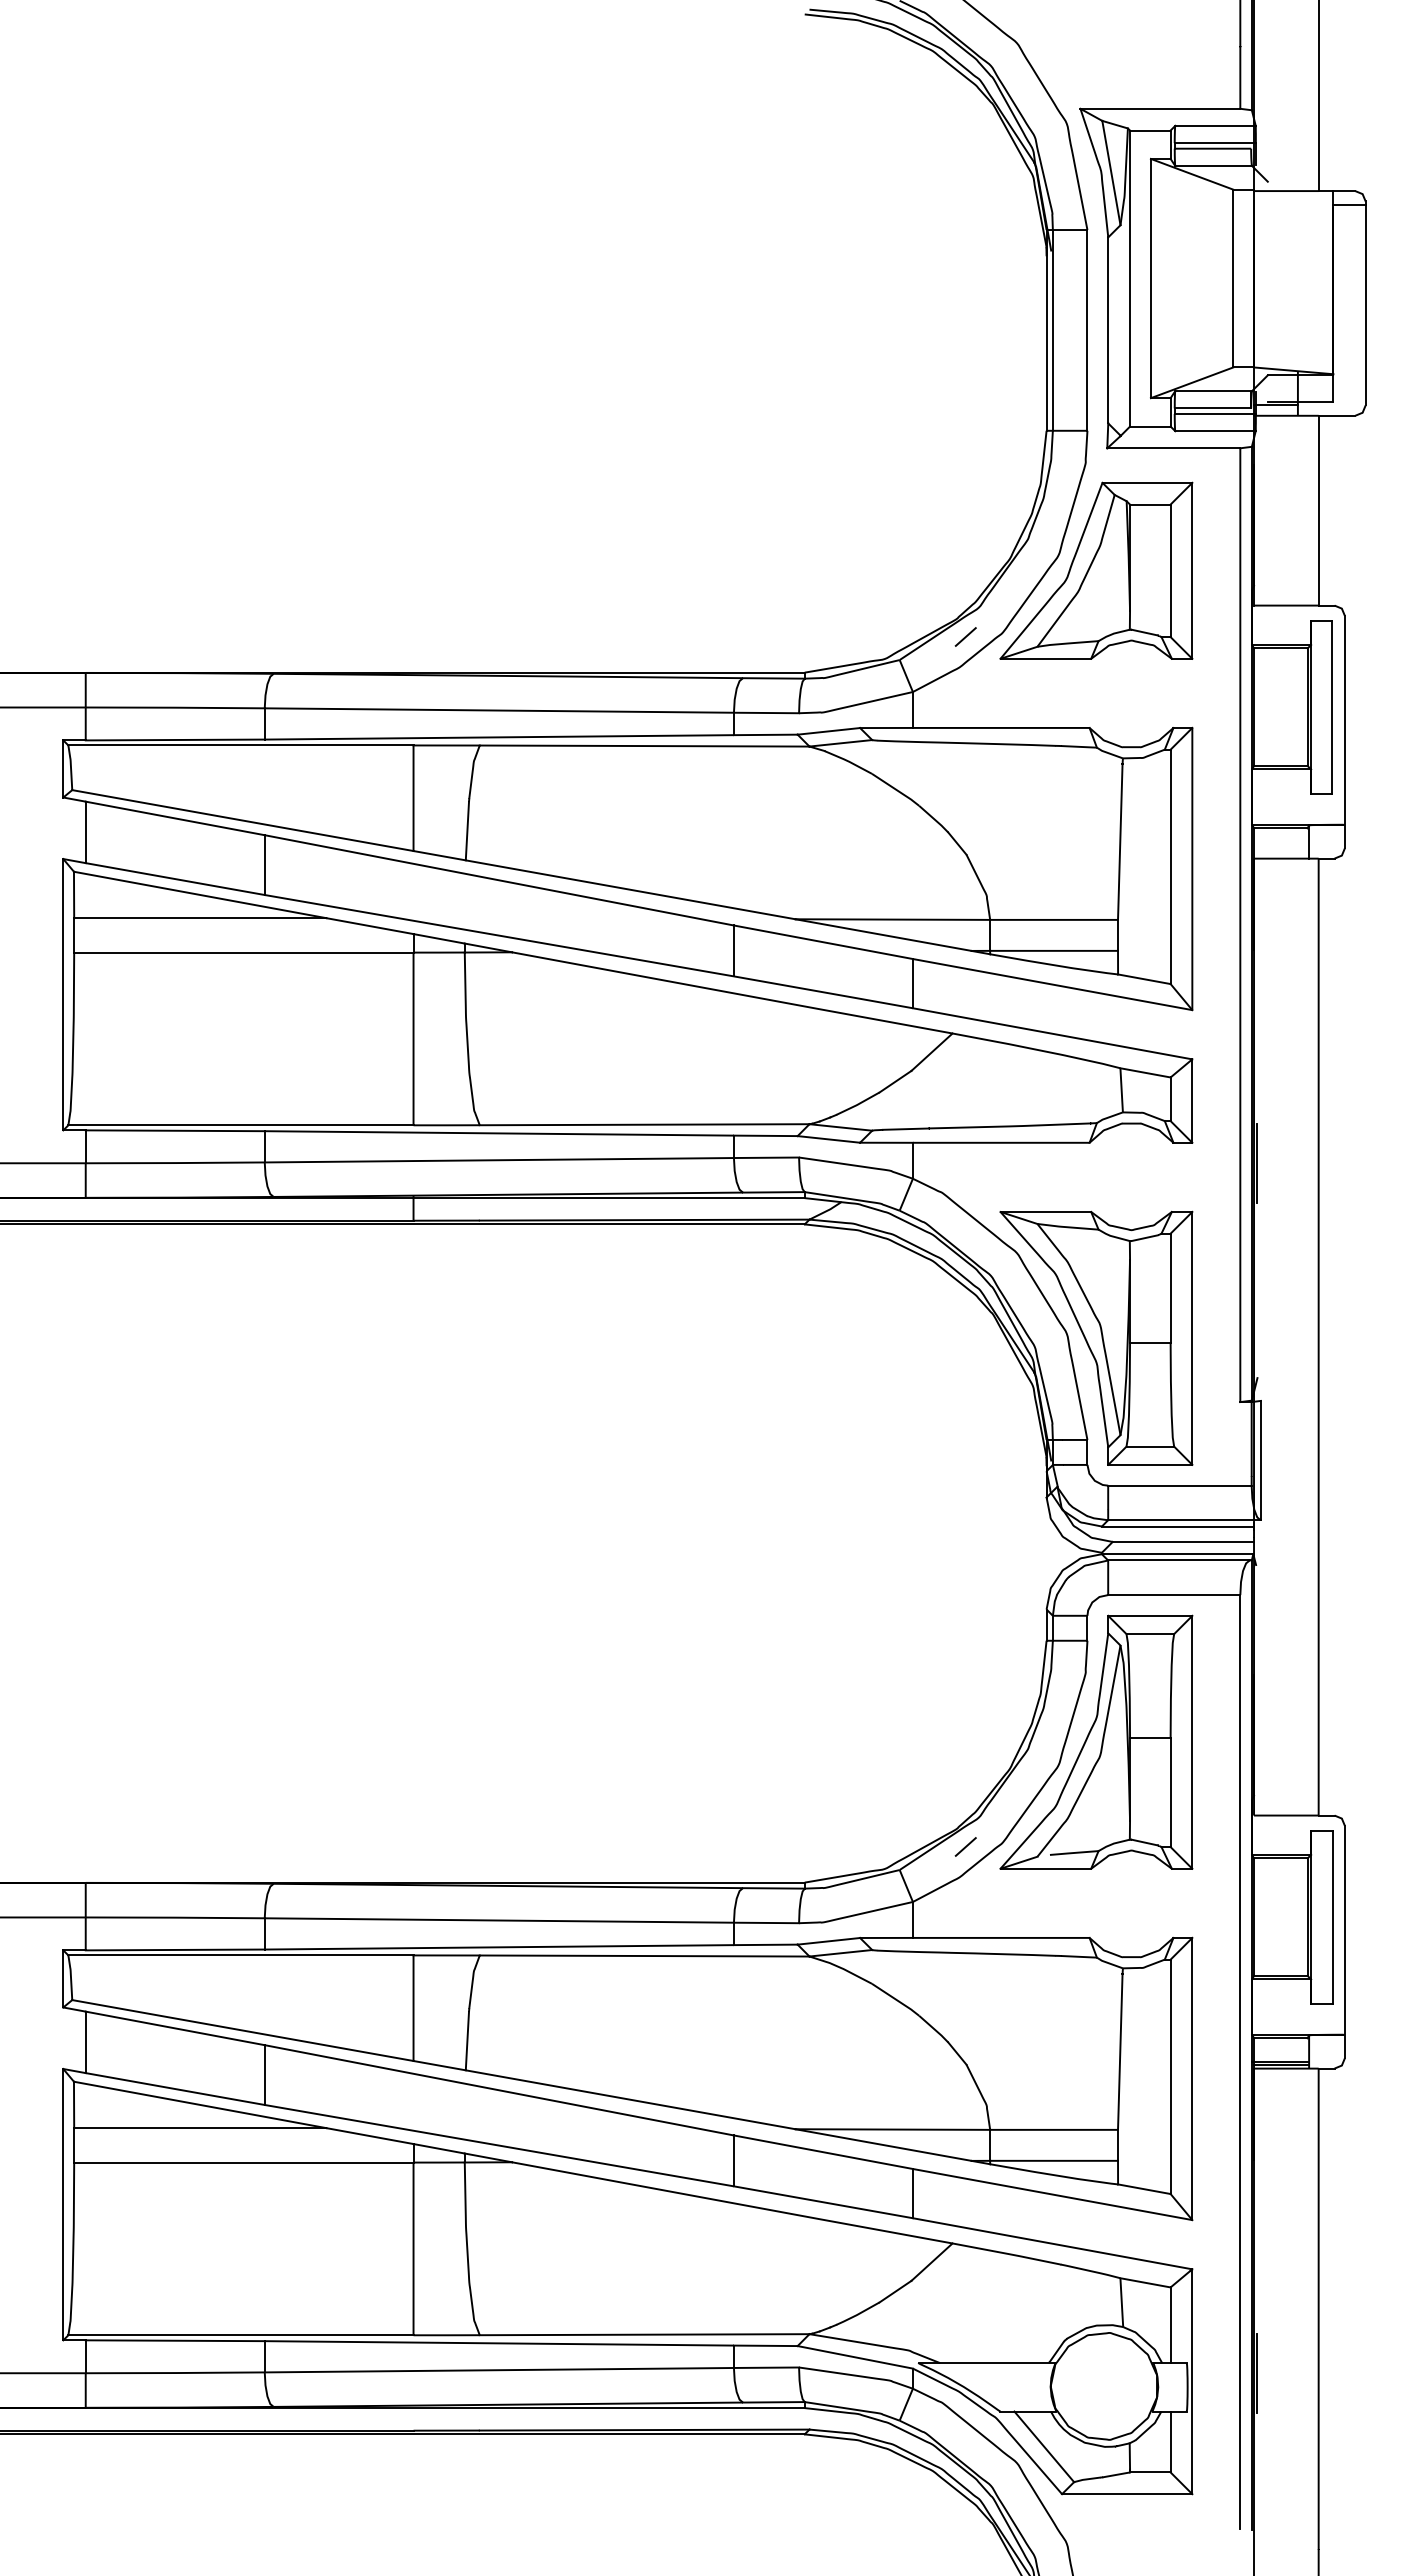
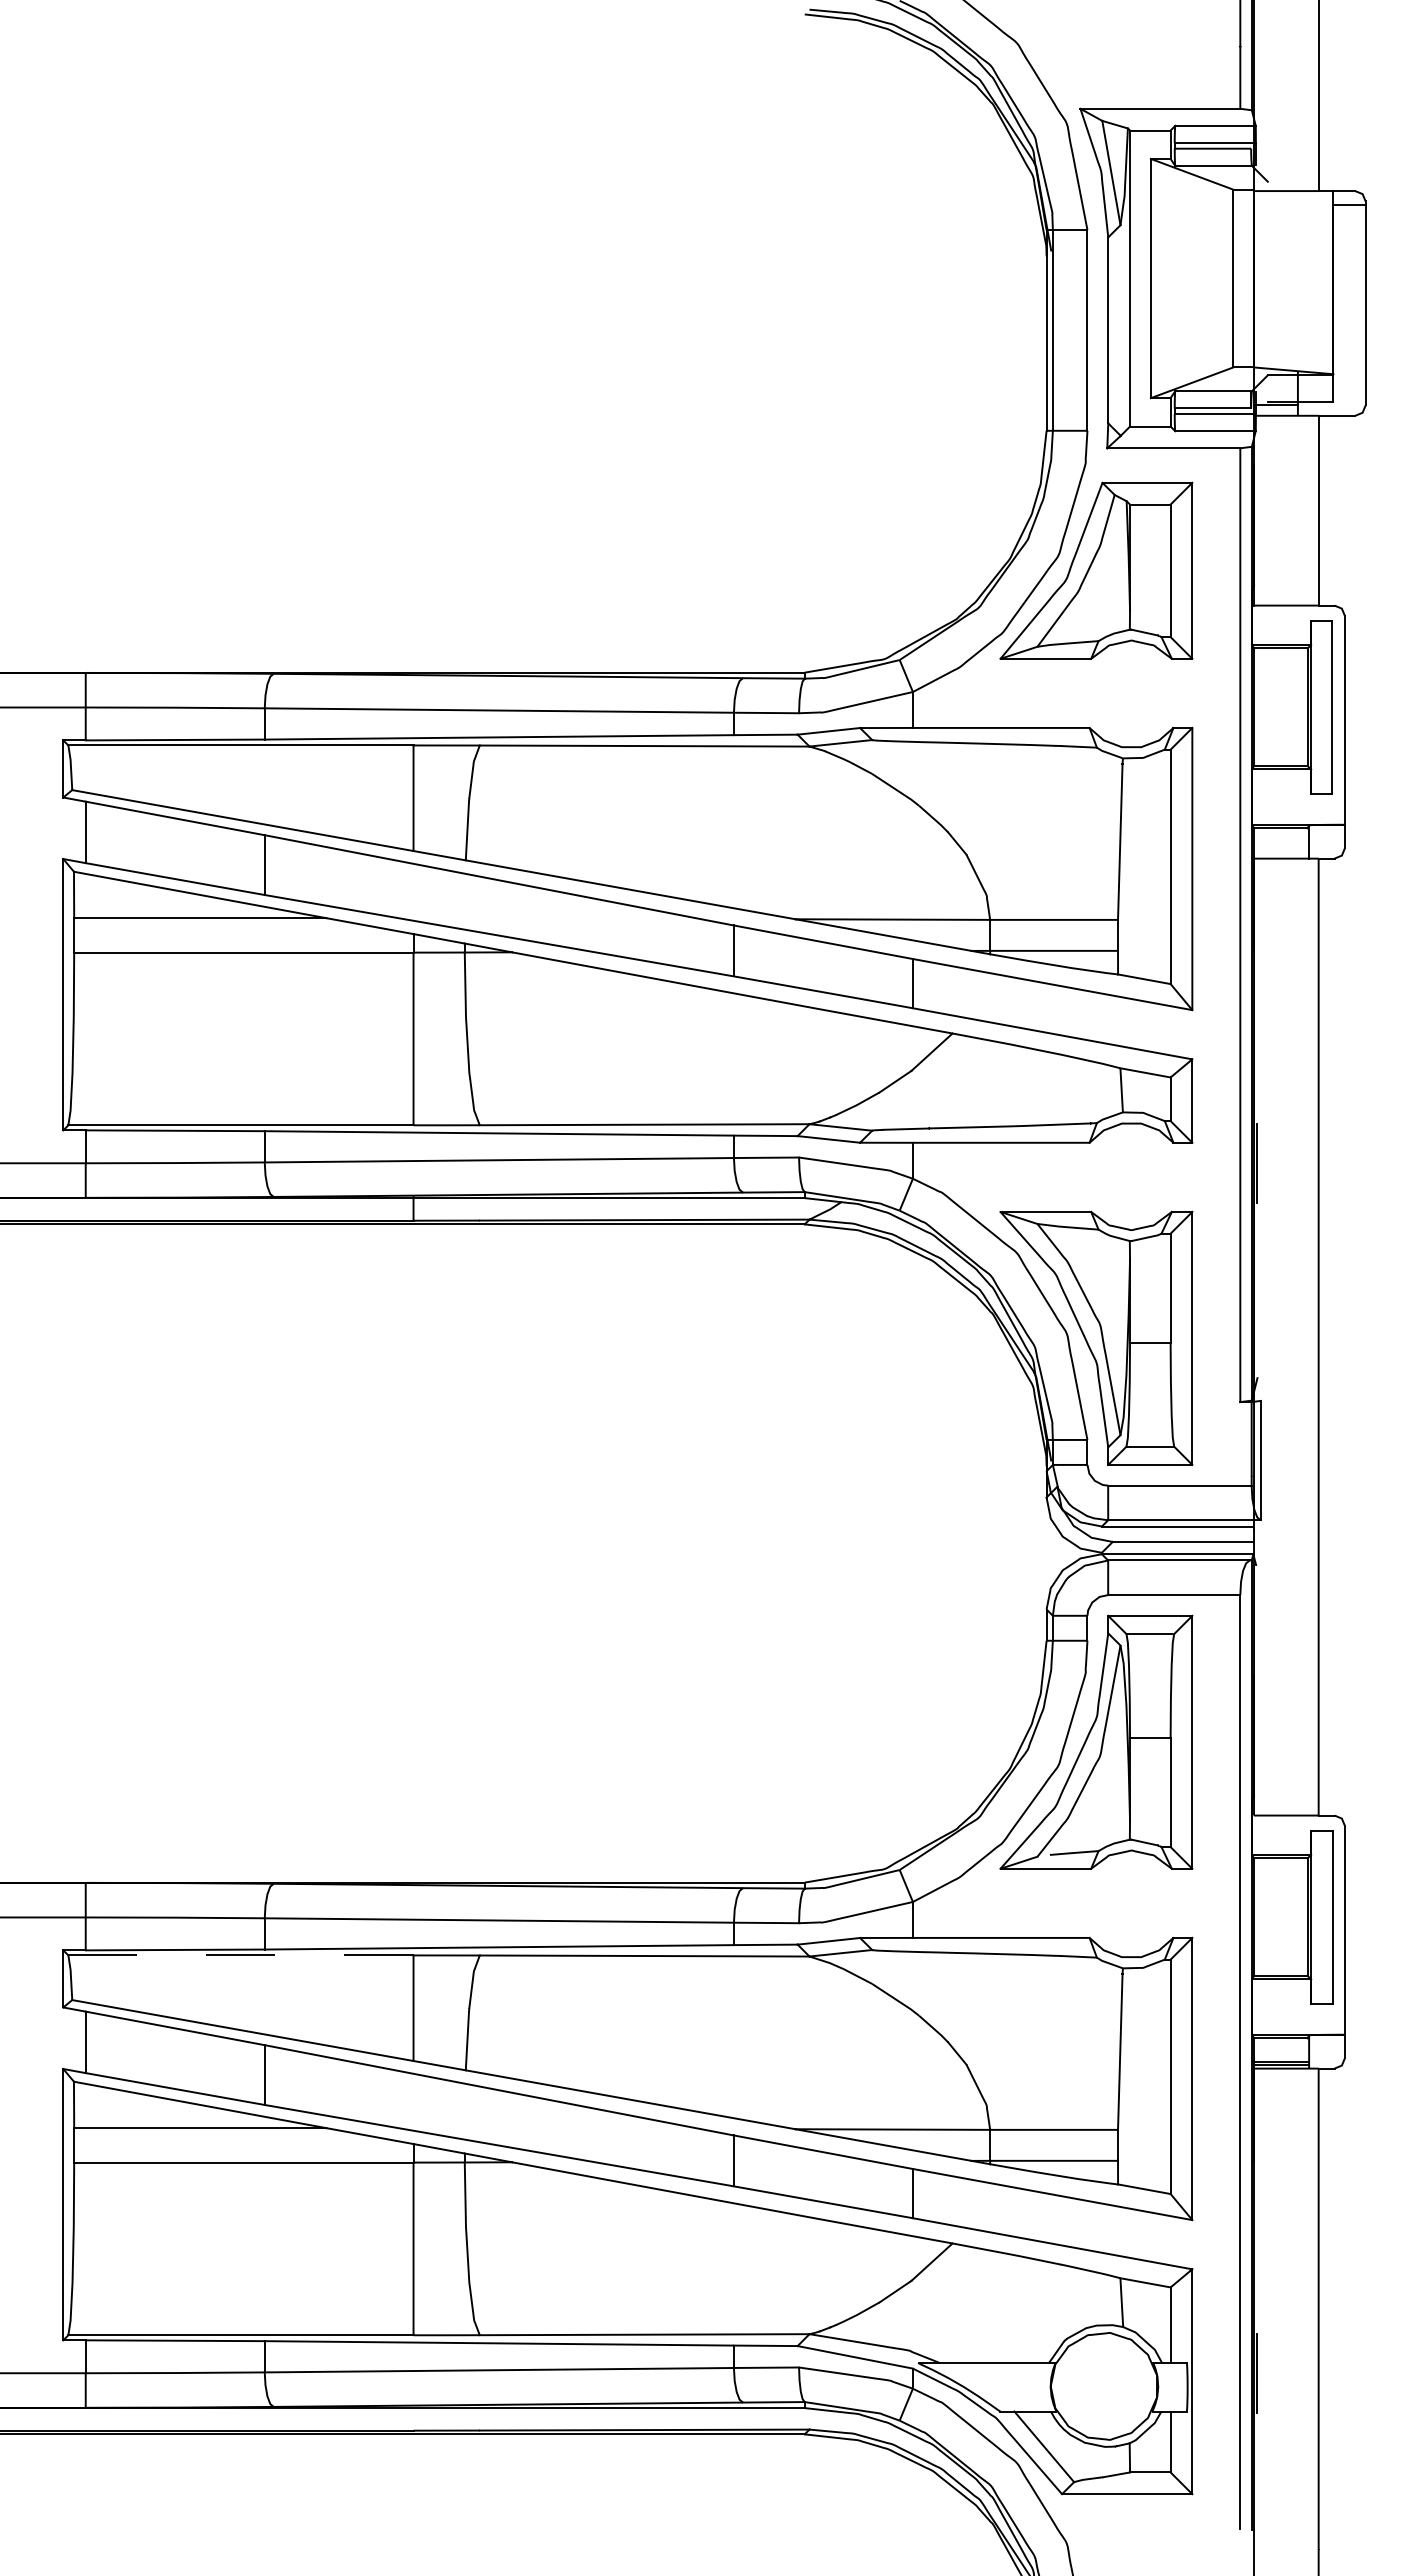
line: present -> none (965, 636)
line: present -> none (965, 1846)
line: solid -> dashed (240, 1955)
